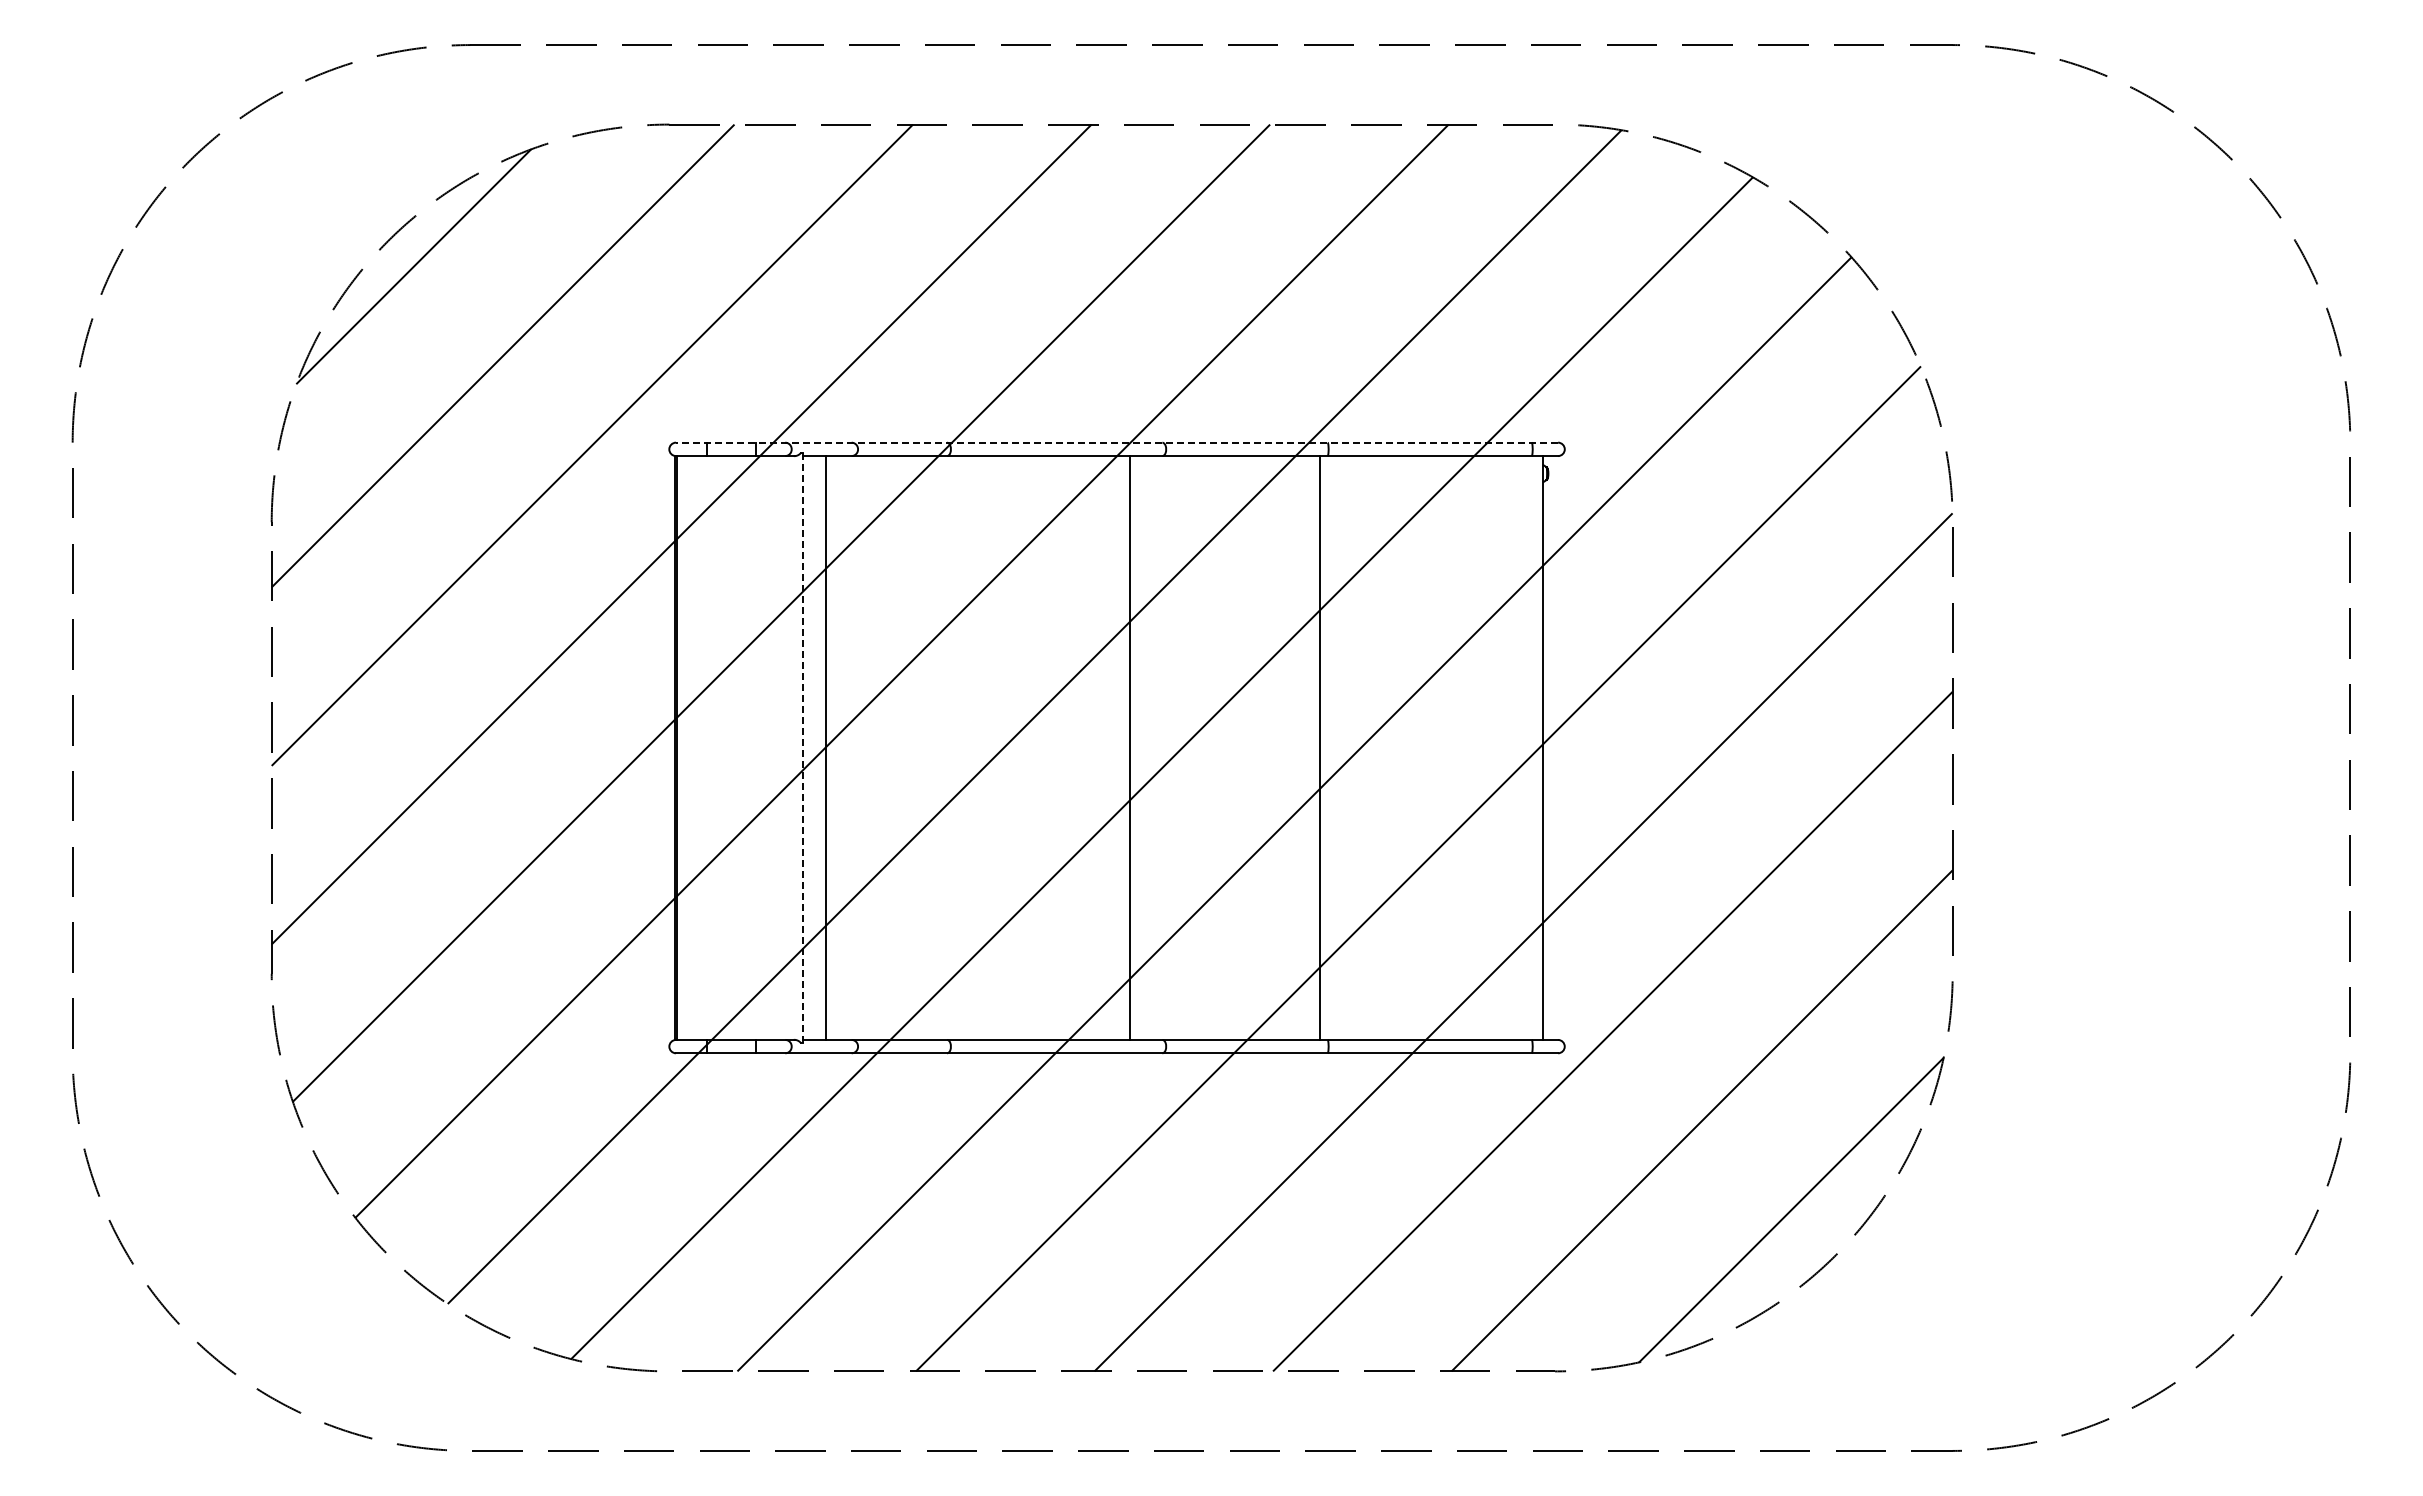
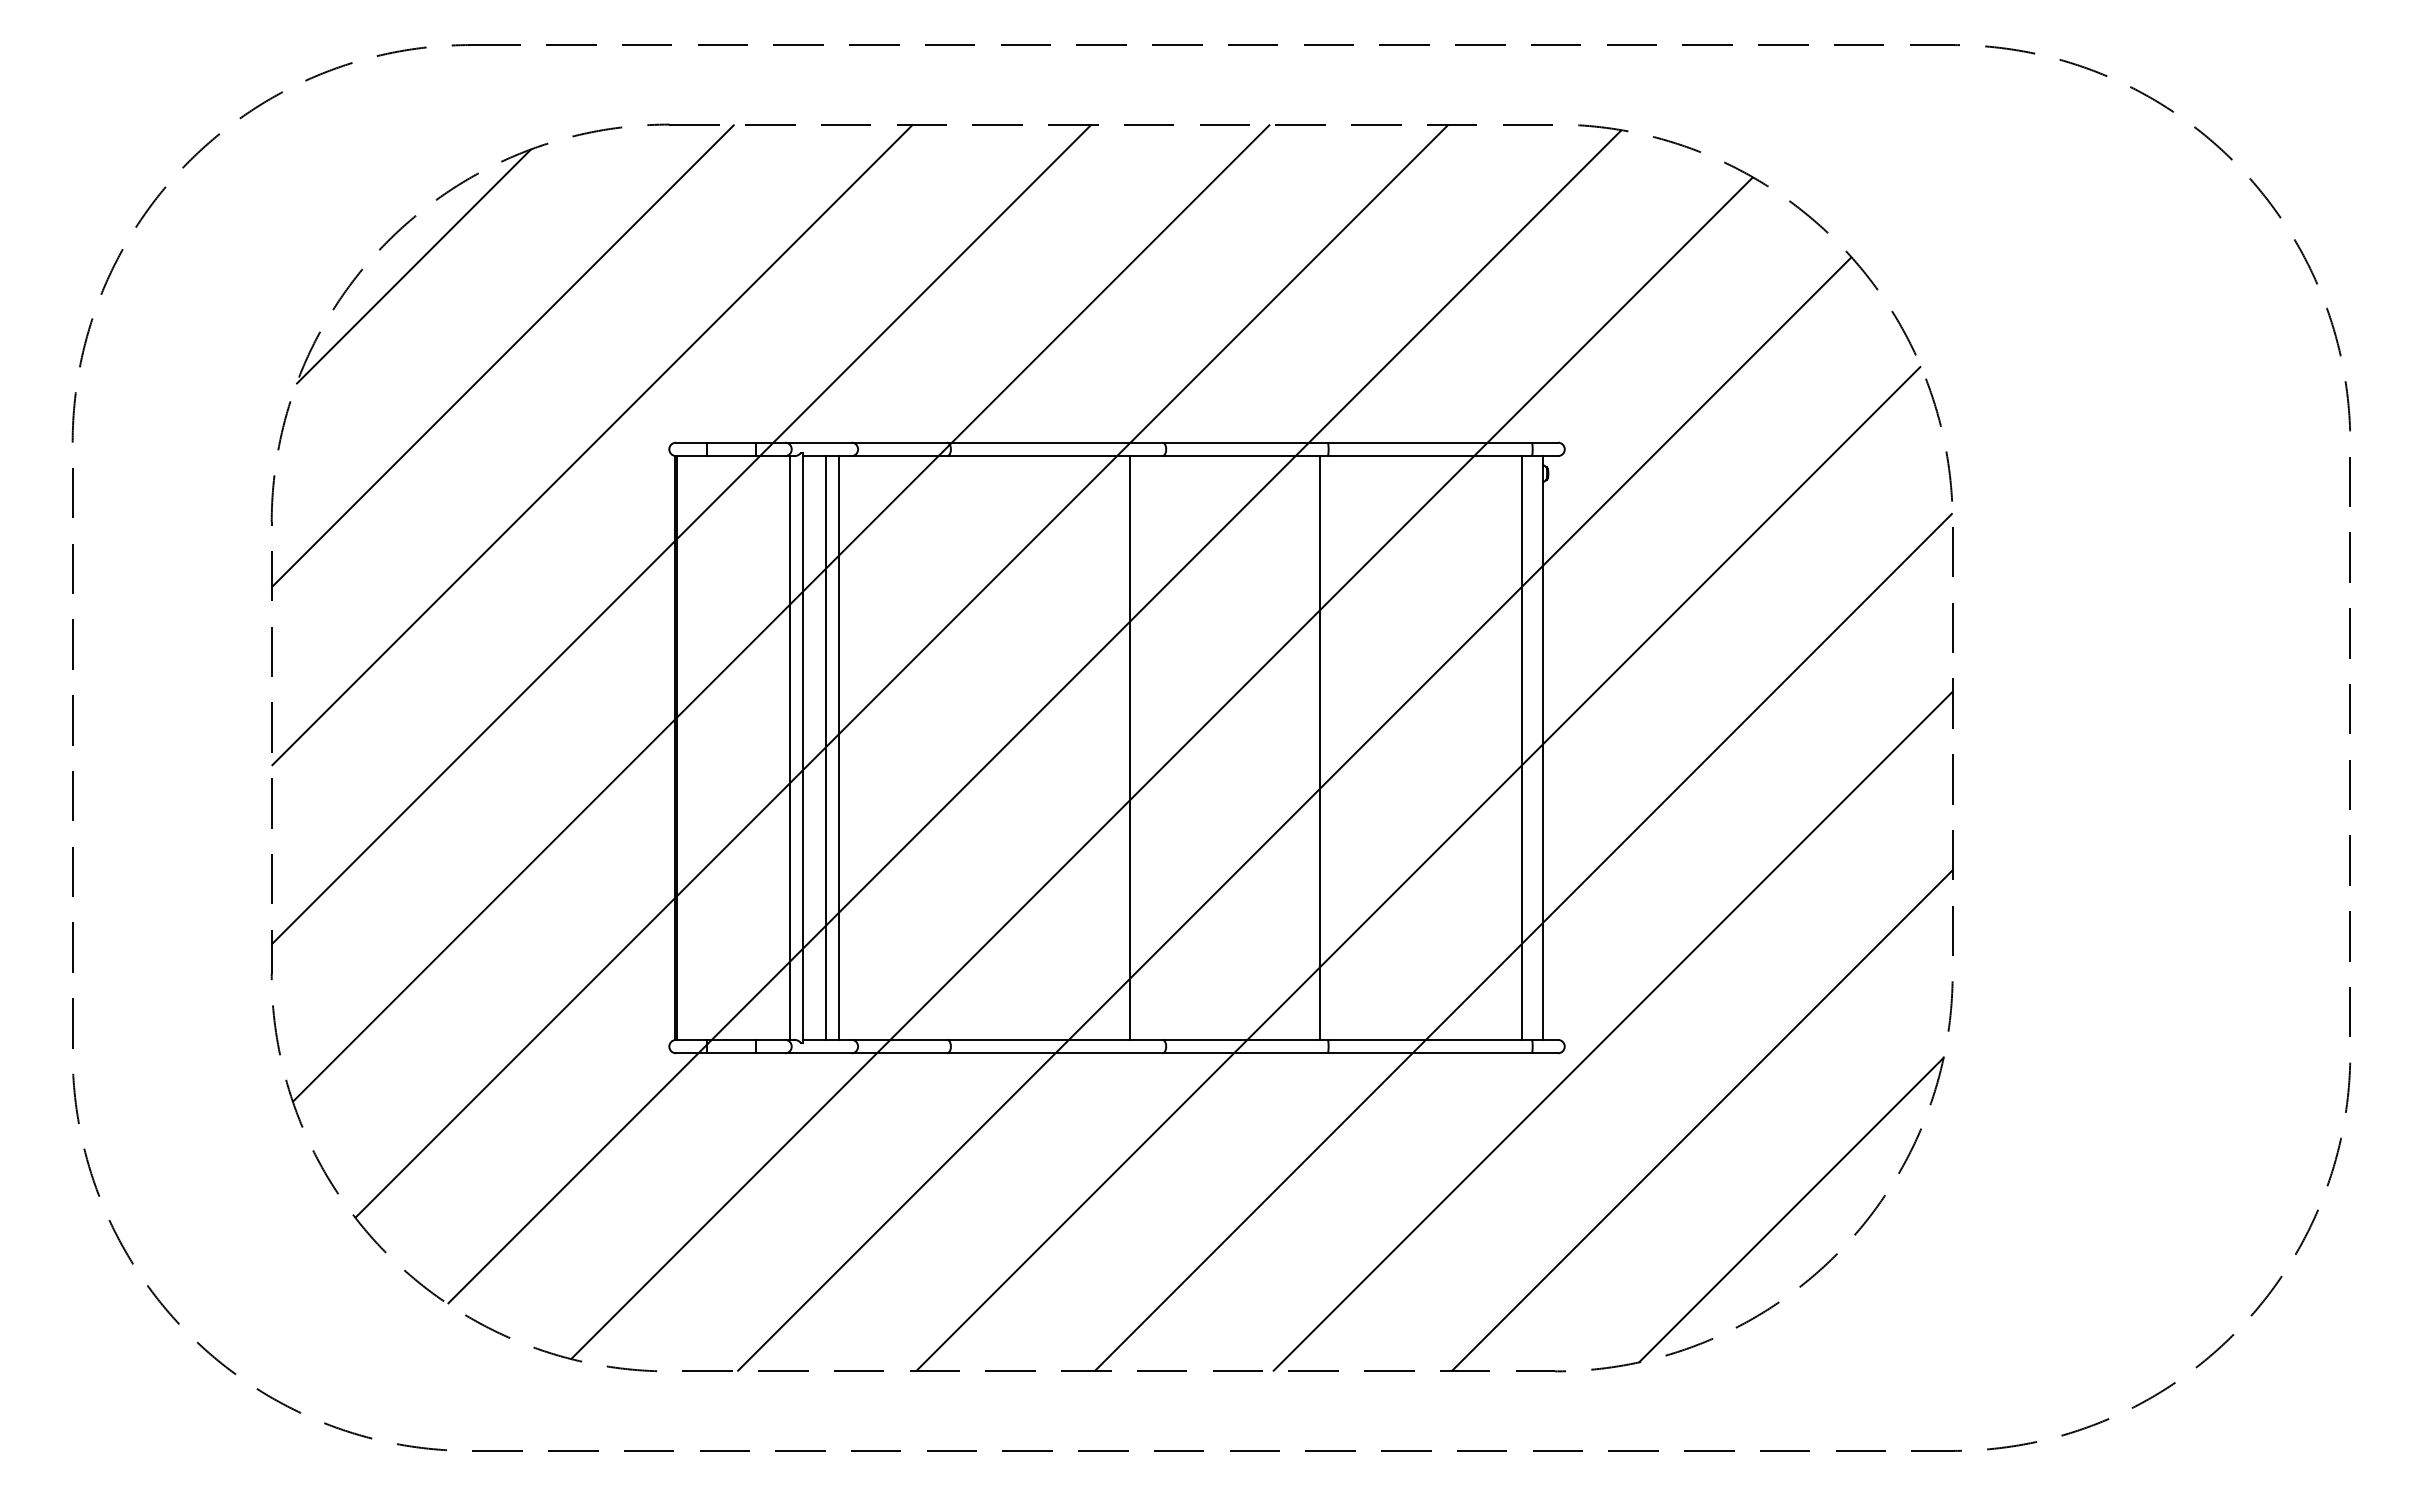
line: dashed -> solid (1116, 442)
line: none -> present (789, 747)
line: none -> present (839, 747)
line: none -> present (1521, 747)
line: dashed -> solid (803, 748)
